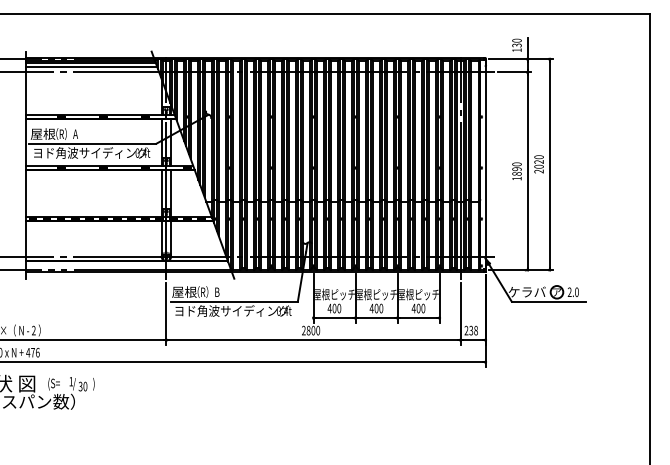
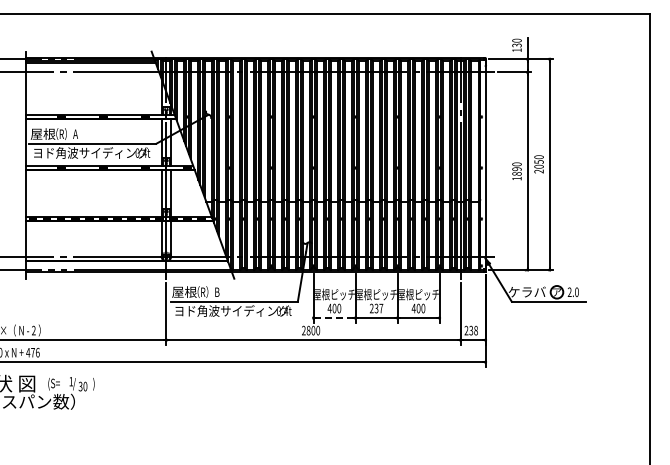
line: present -> none (91, 66)
text: 2020 -> 2050 (538, 161)
text: 400 -> 237 (376, 308)
line: solid -> dashed (334, 318)
